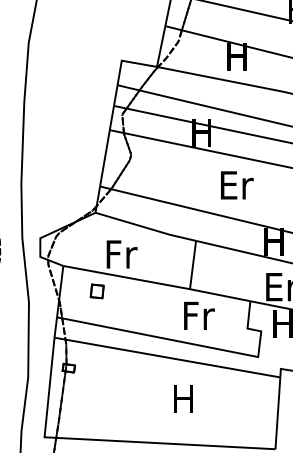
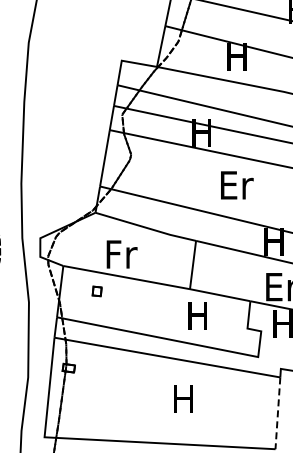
part size: 16x17 px -> 12x13 px (96, 291)
text: Fr -> H (199, 315)
line: solid -> dashed (277, 413)
